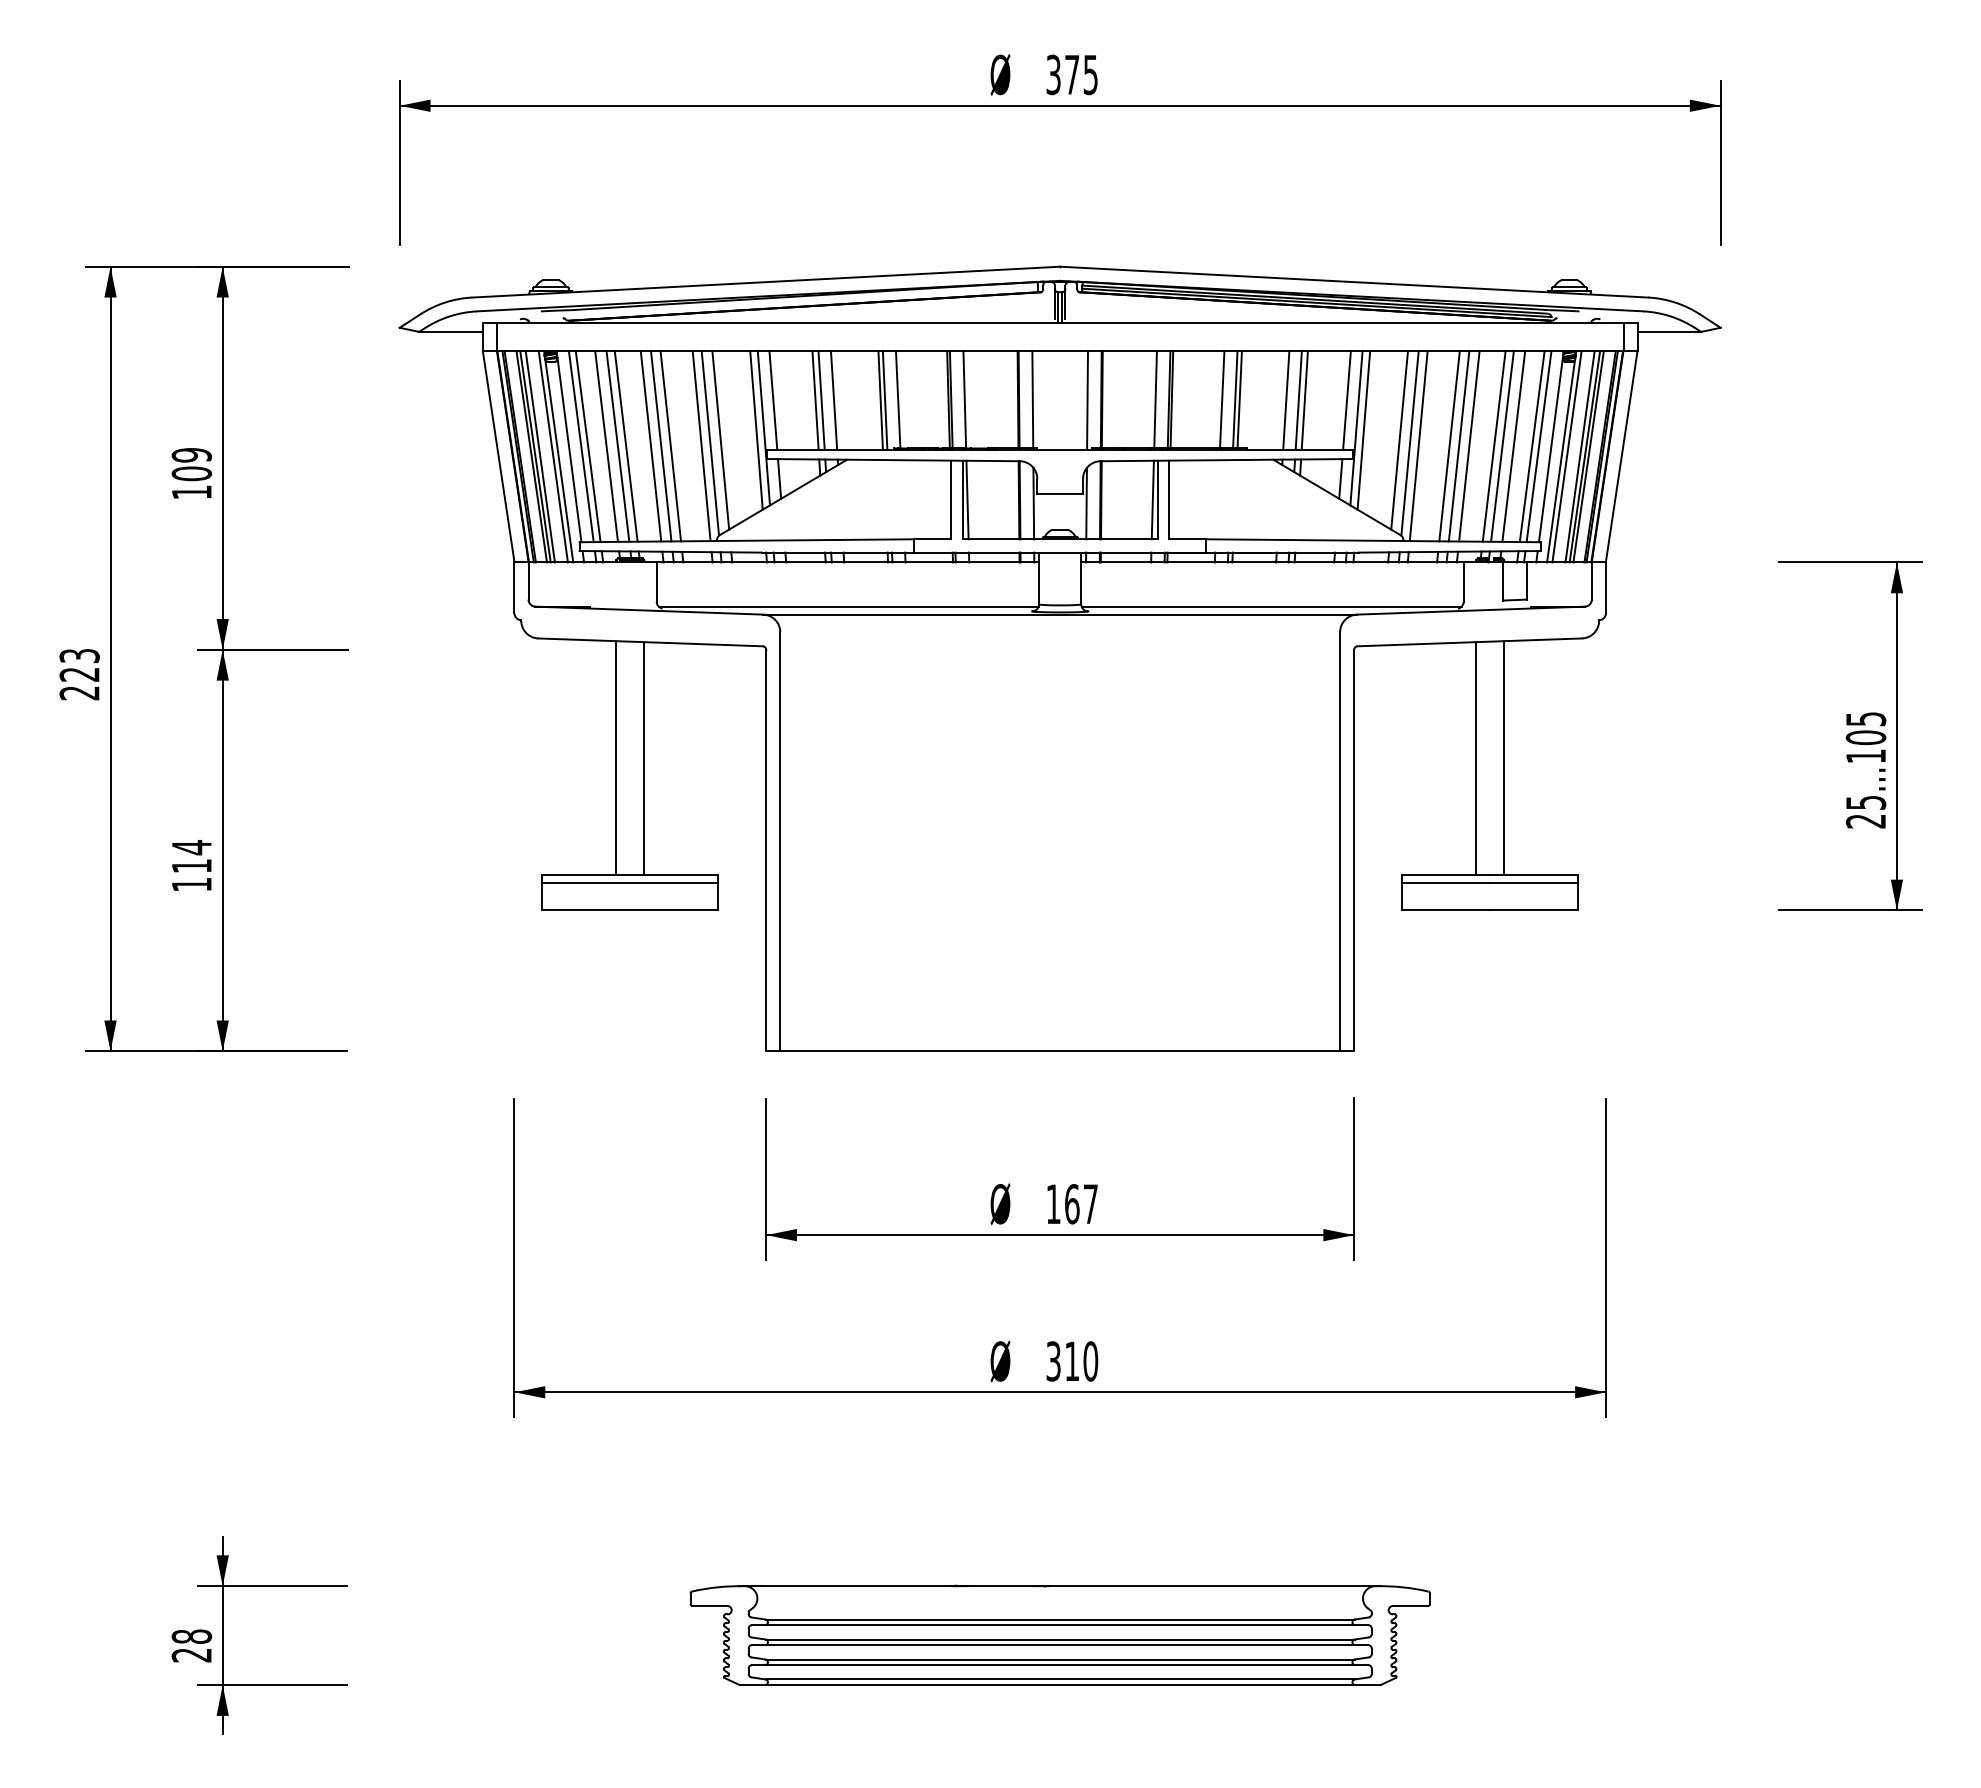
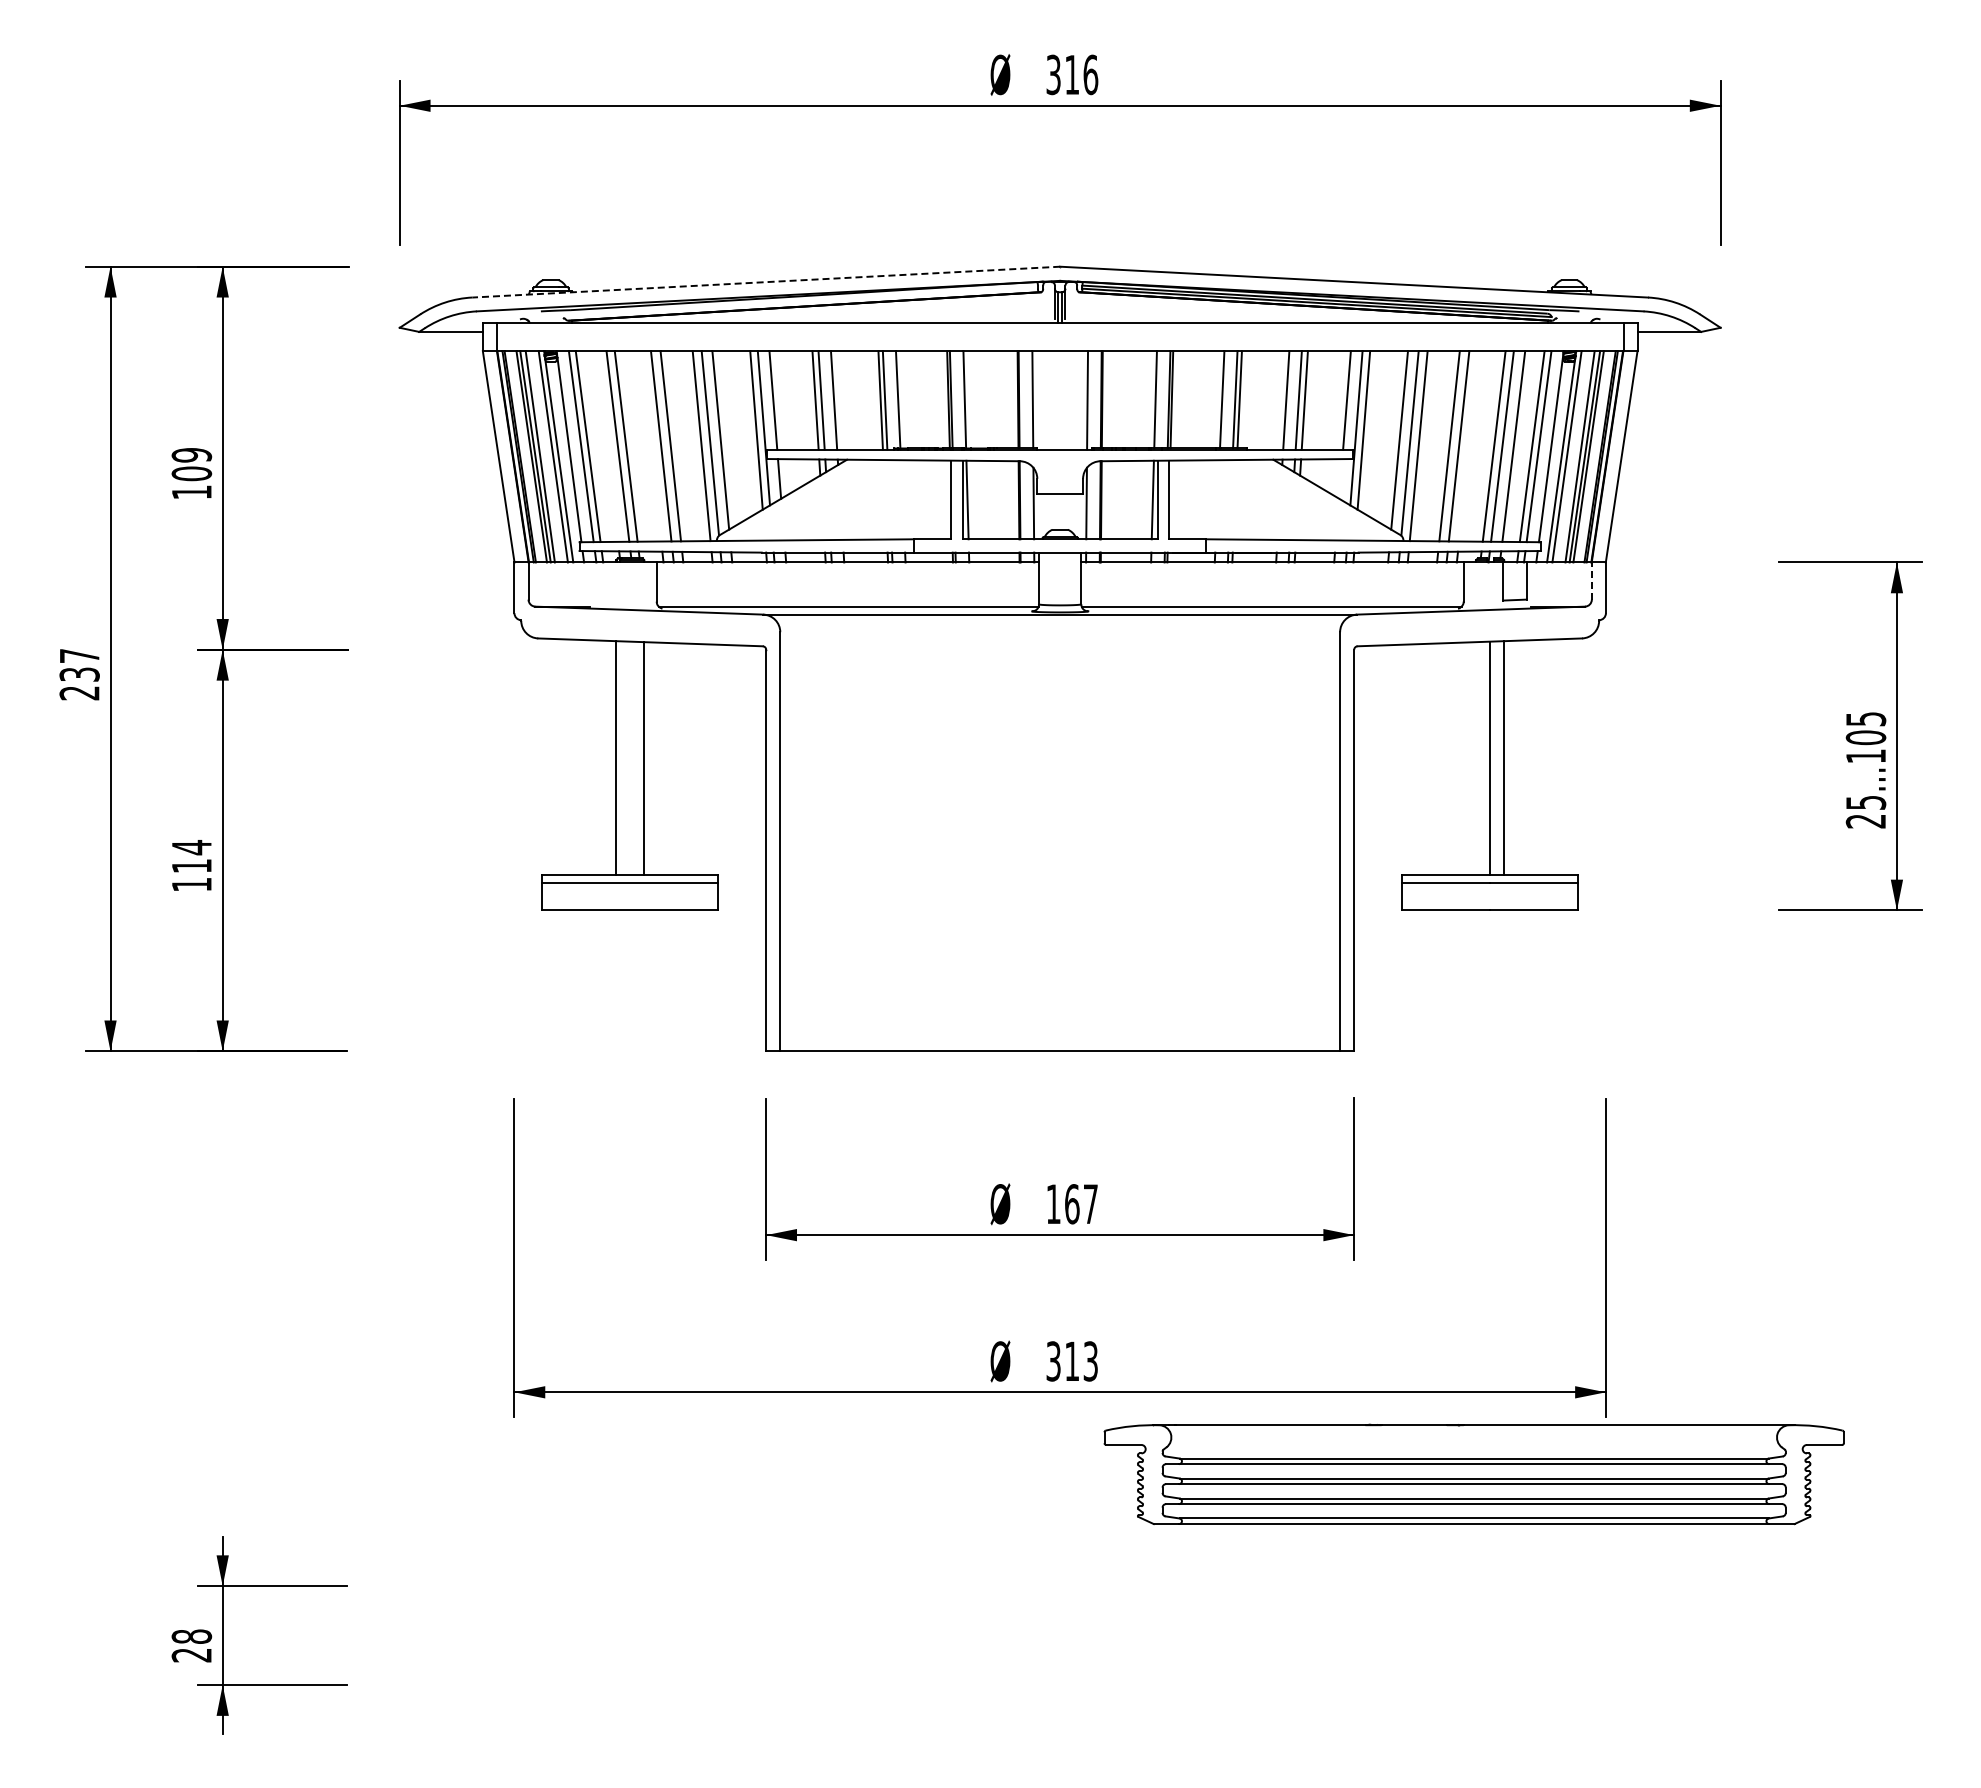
text: 375 -> 316 (1081, 74)
line: solid -> dashed (765, 282)
line: present -> none (606, 446)
line: present -> none (650, 446)
line: present -> none (1469, 446)
line: present -> none (1340, 478)
line: solid -> dashed (1591, 581)
text: 223 -> 237 (79, 665)
line position: (1476, 758) -> (1490, 758) (1490, 758)
text: 310 -> 313 (1090, 1361)
part position: (1059, 1635) -> (1473, 1474) (1473, 1474)
